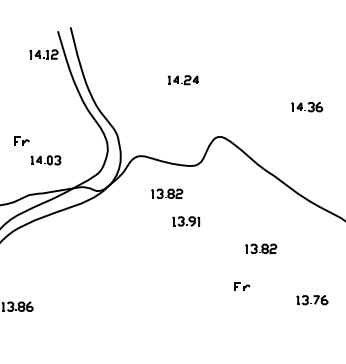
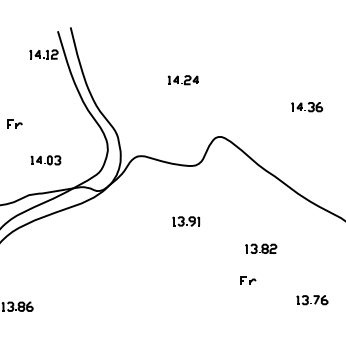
part position: (21, 140) -> (14, 123) (14, 123)
part: present -> none (167, 193)
part position: (242, 286) -> (248, 280) (248, 280)
